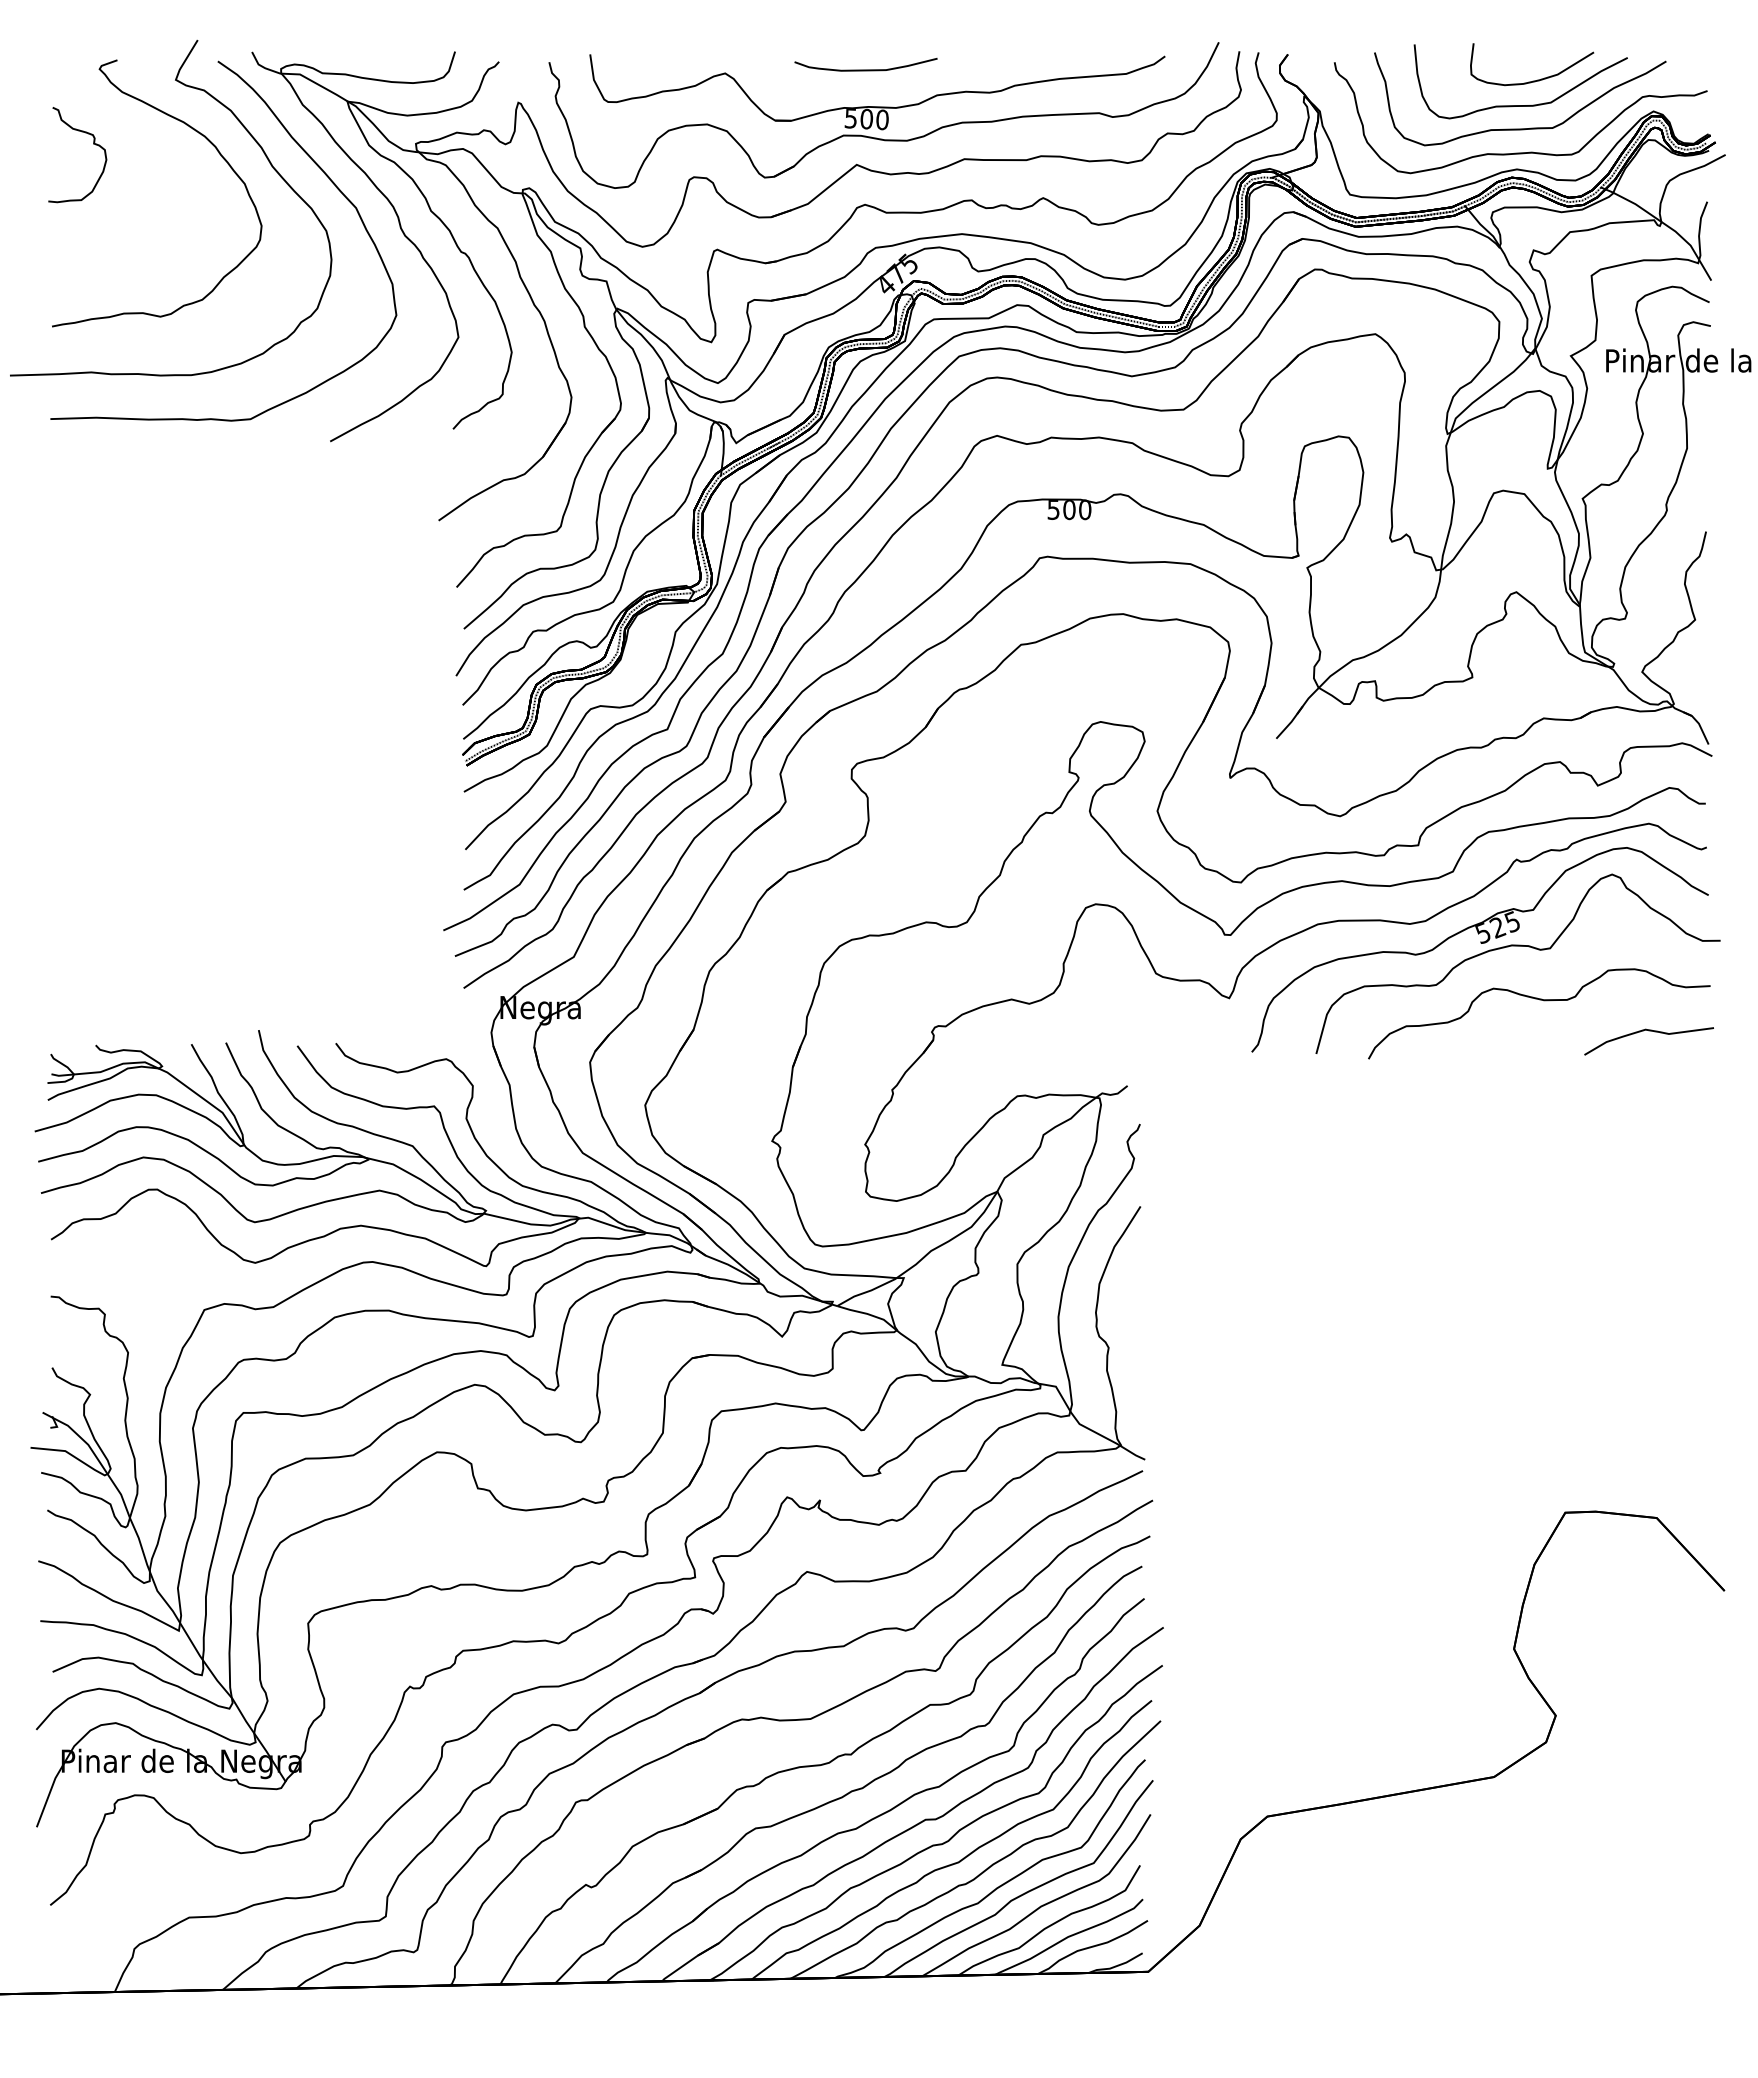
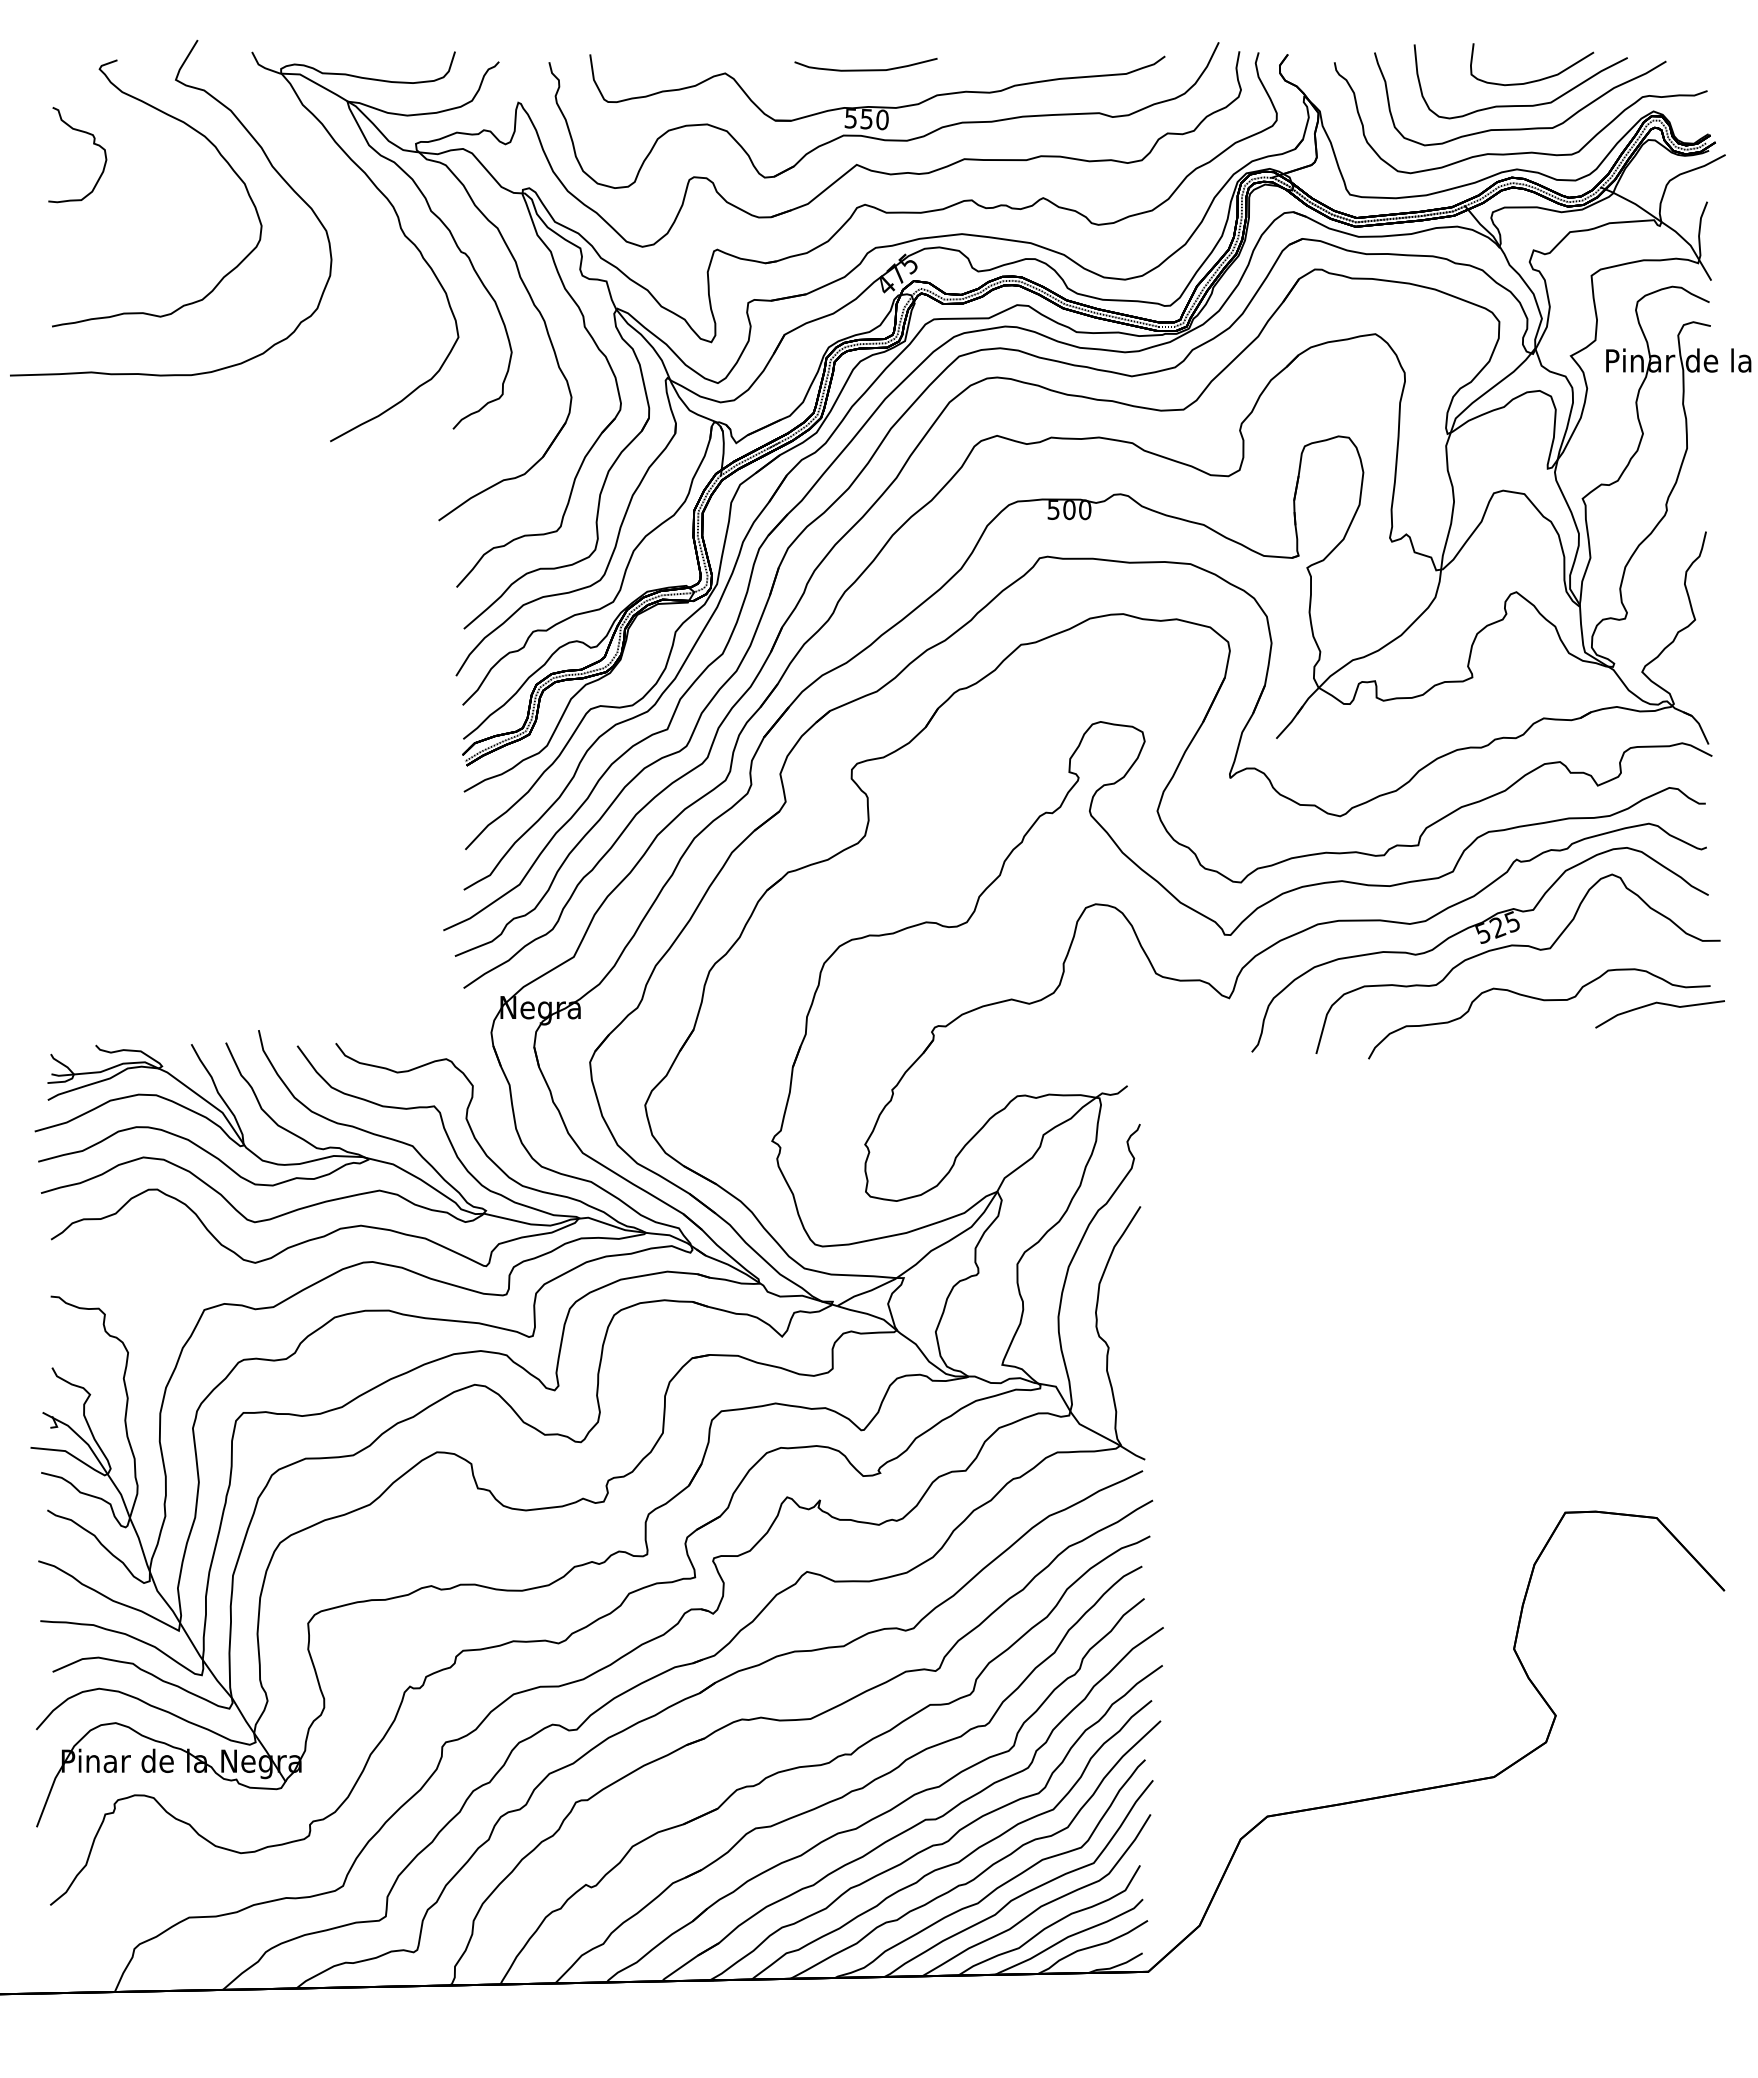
text: 500 -> 550 (866, 118)
part: present -> none (312, 161)
part position: (1648, 1031) -> (1659, 1004) (1659, 1004)
